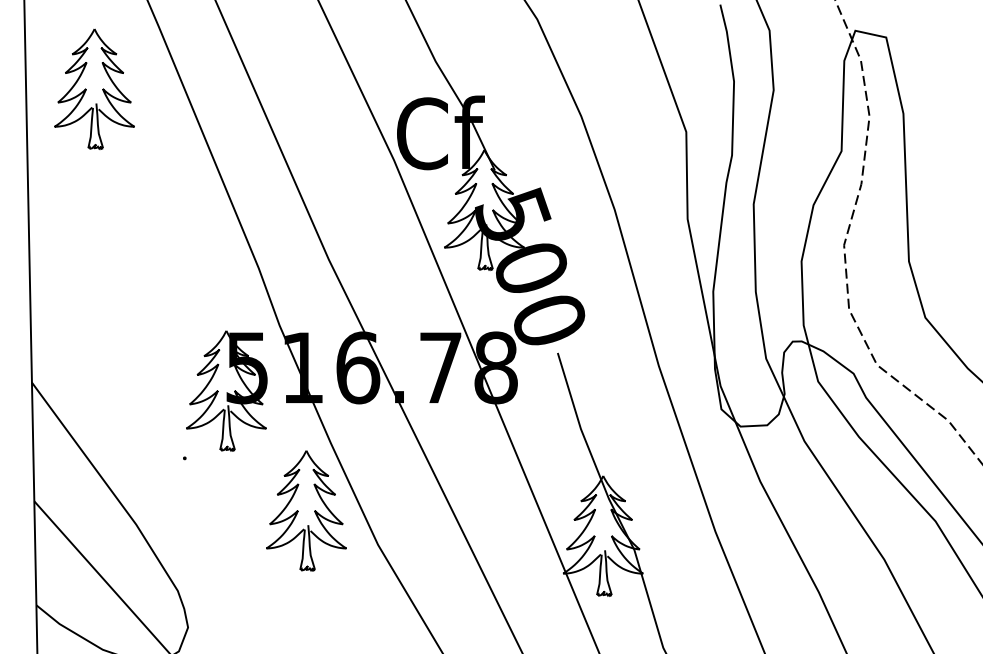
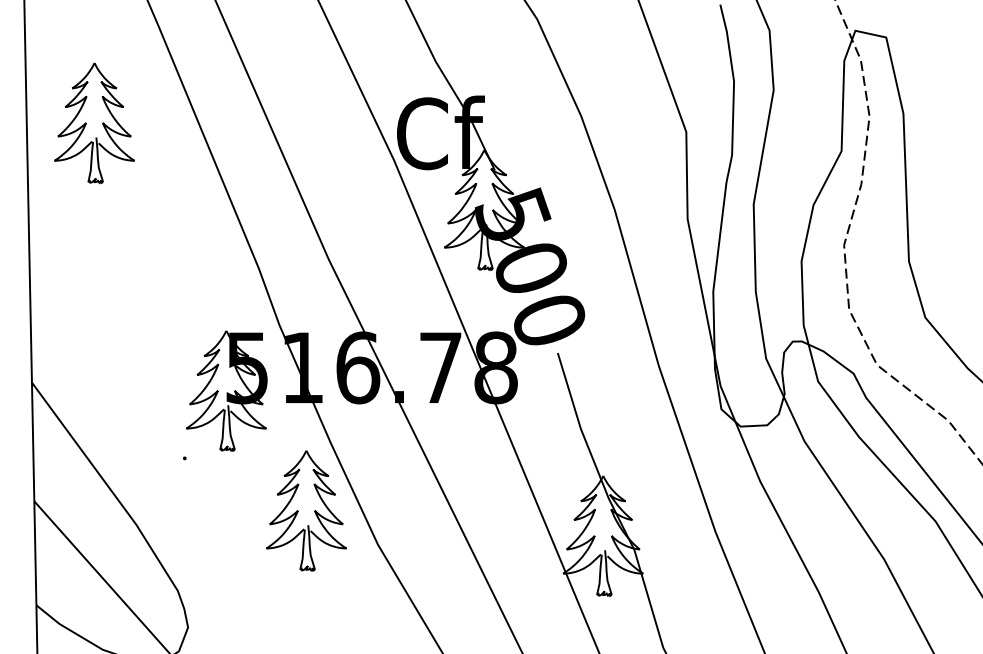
part position: (94, 88) -> (94, 122) (94, 122)
